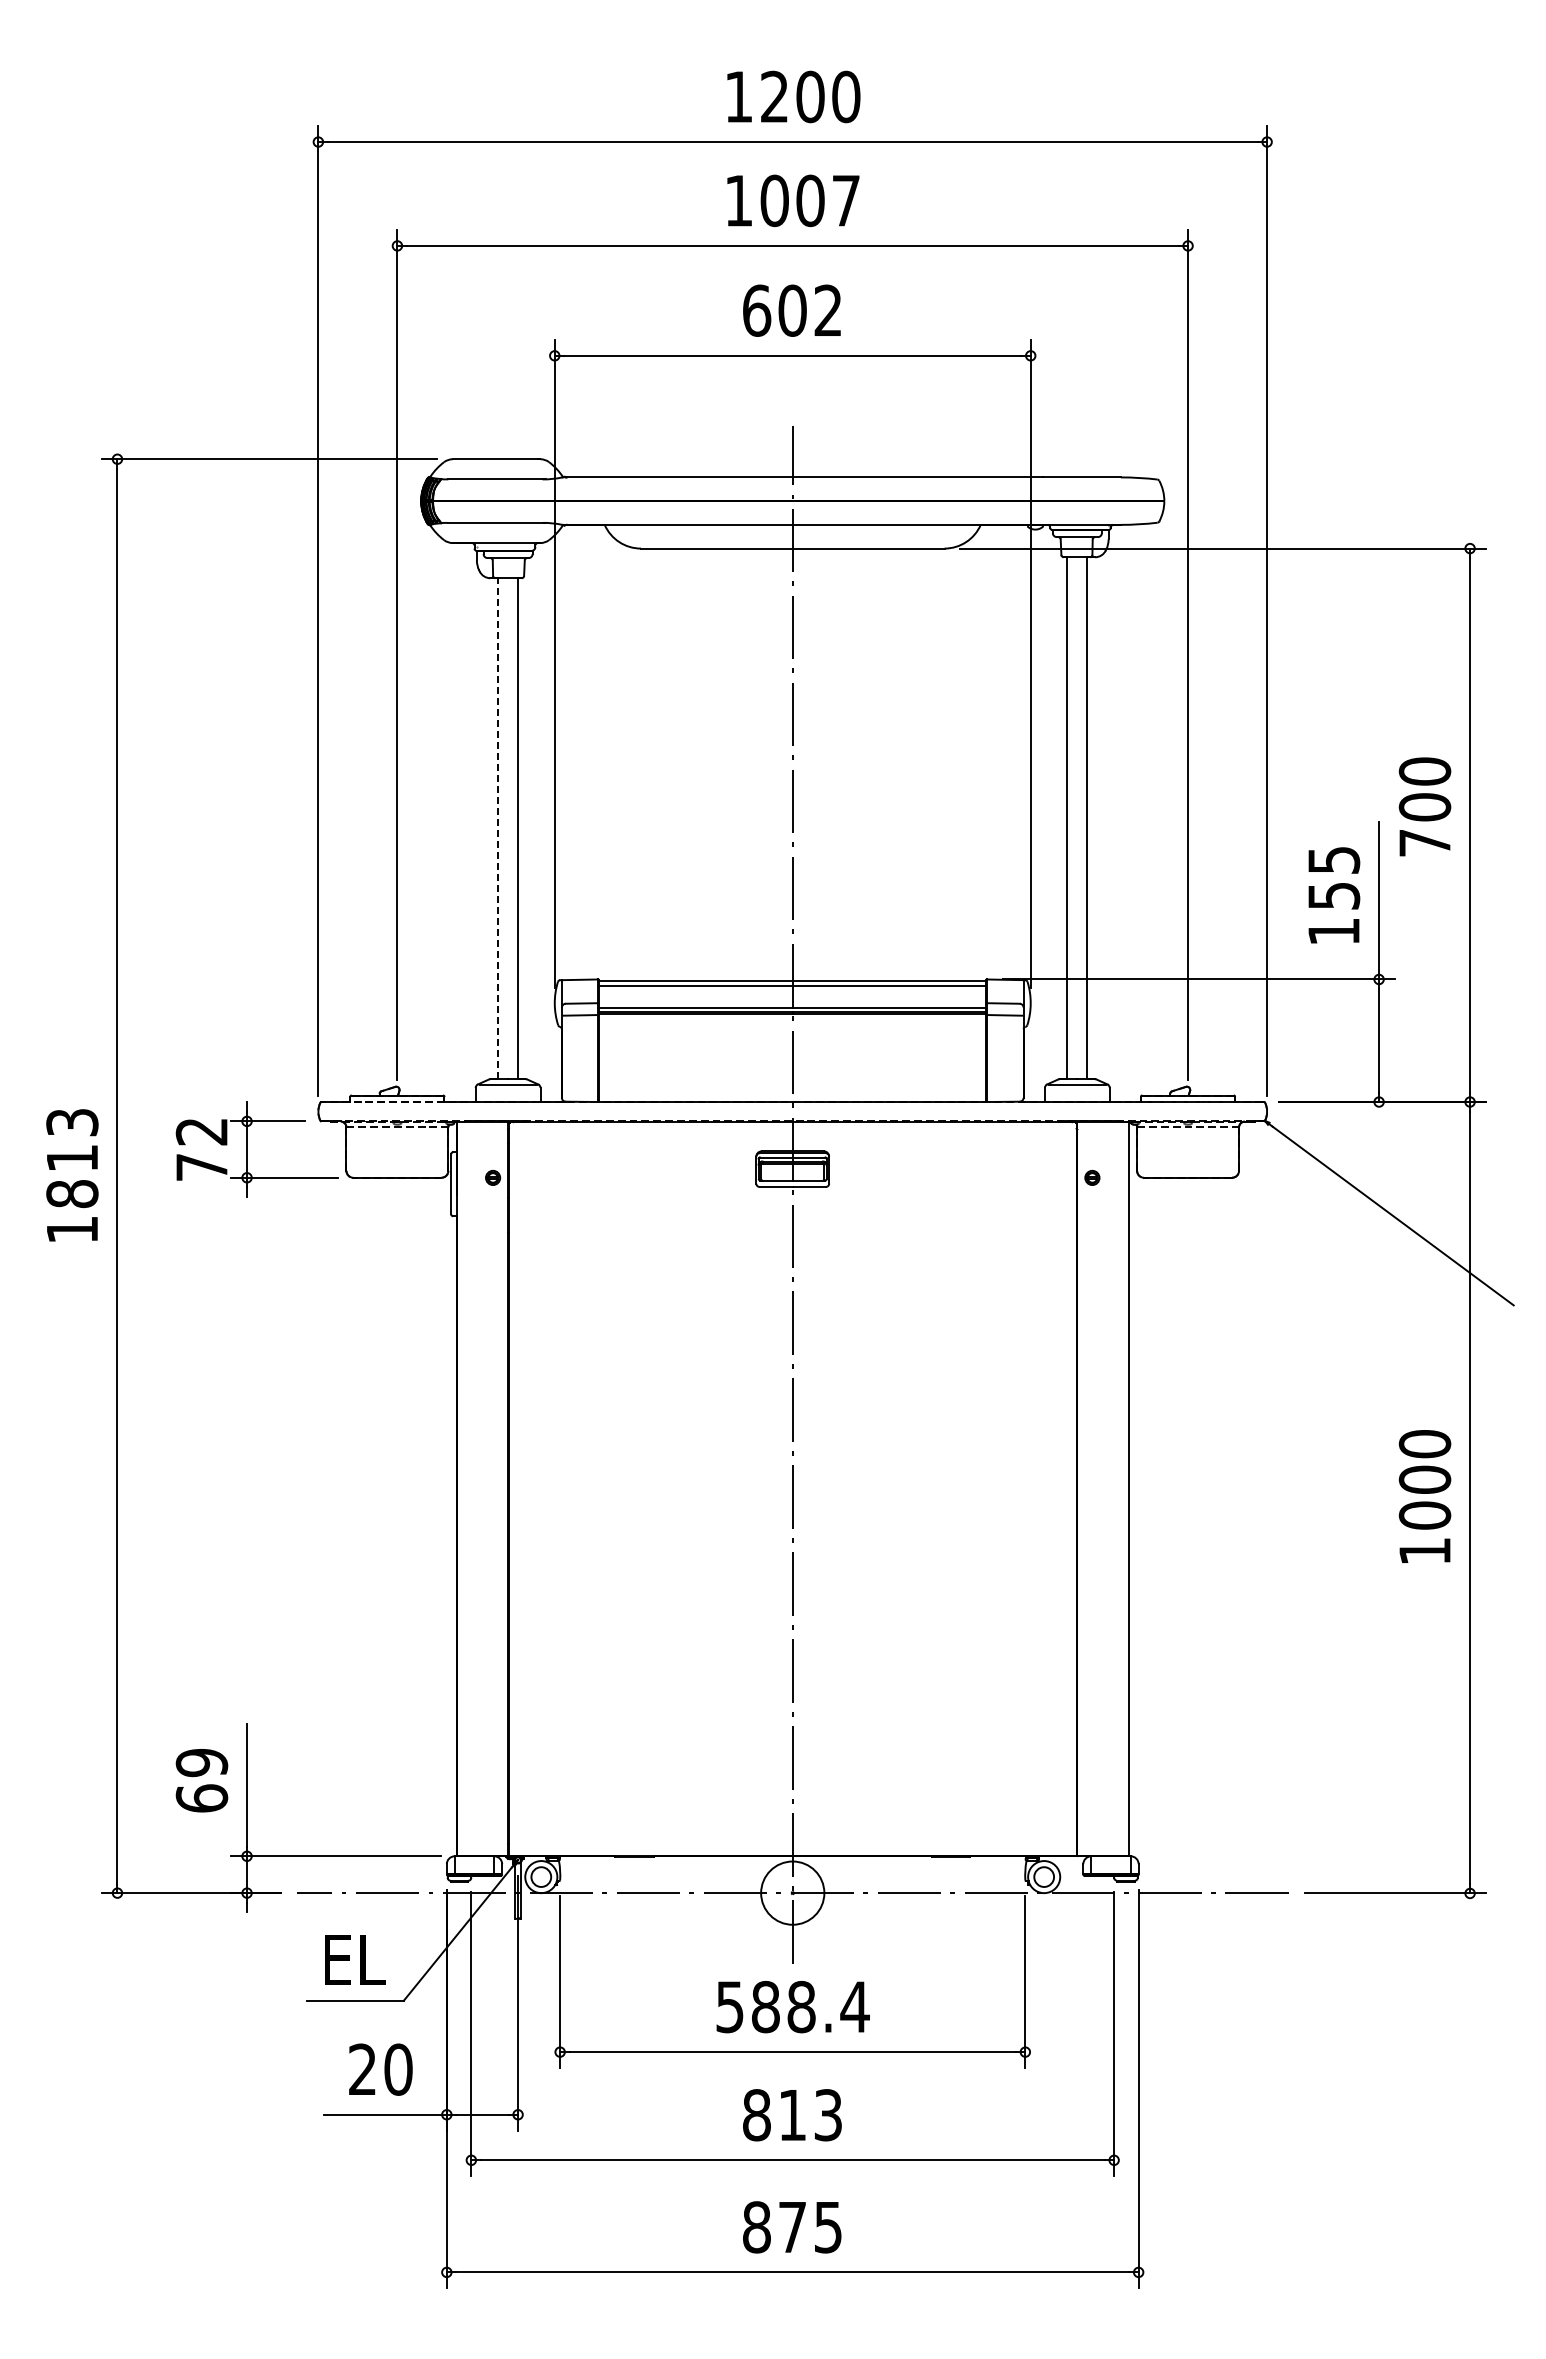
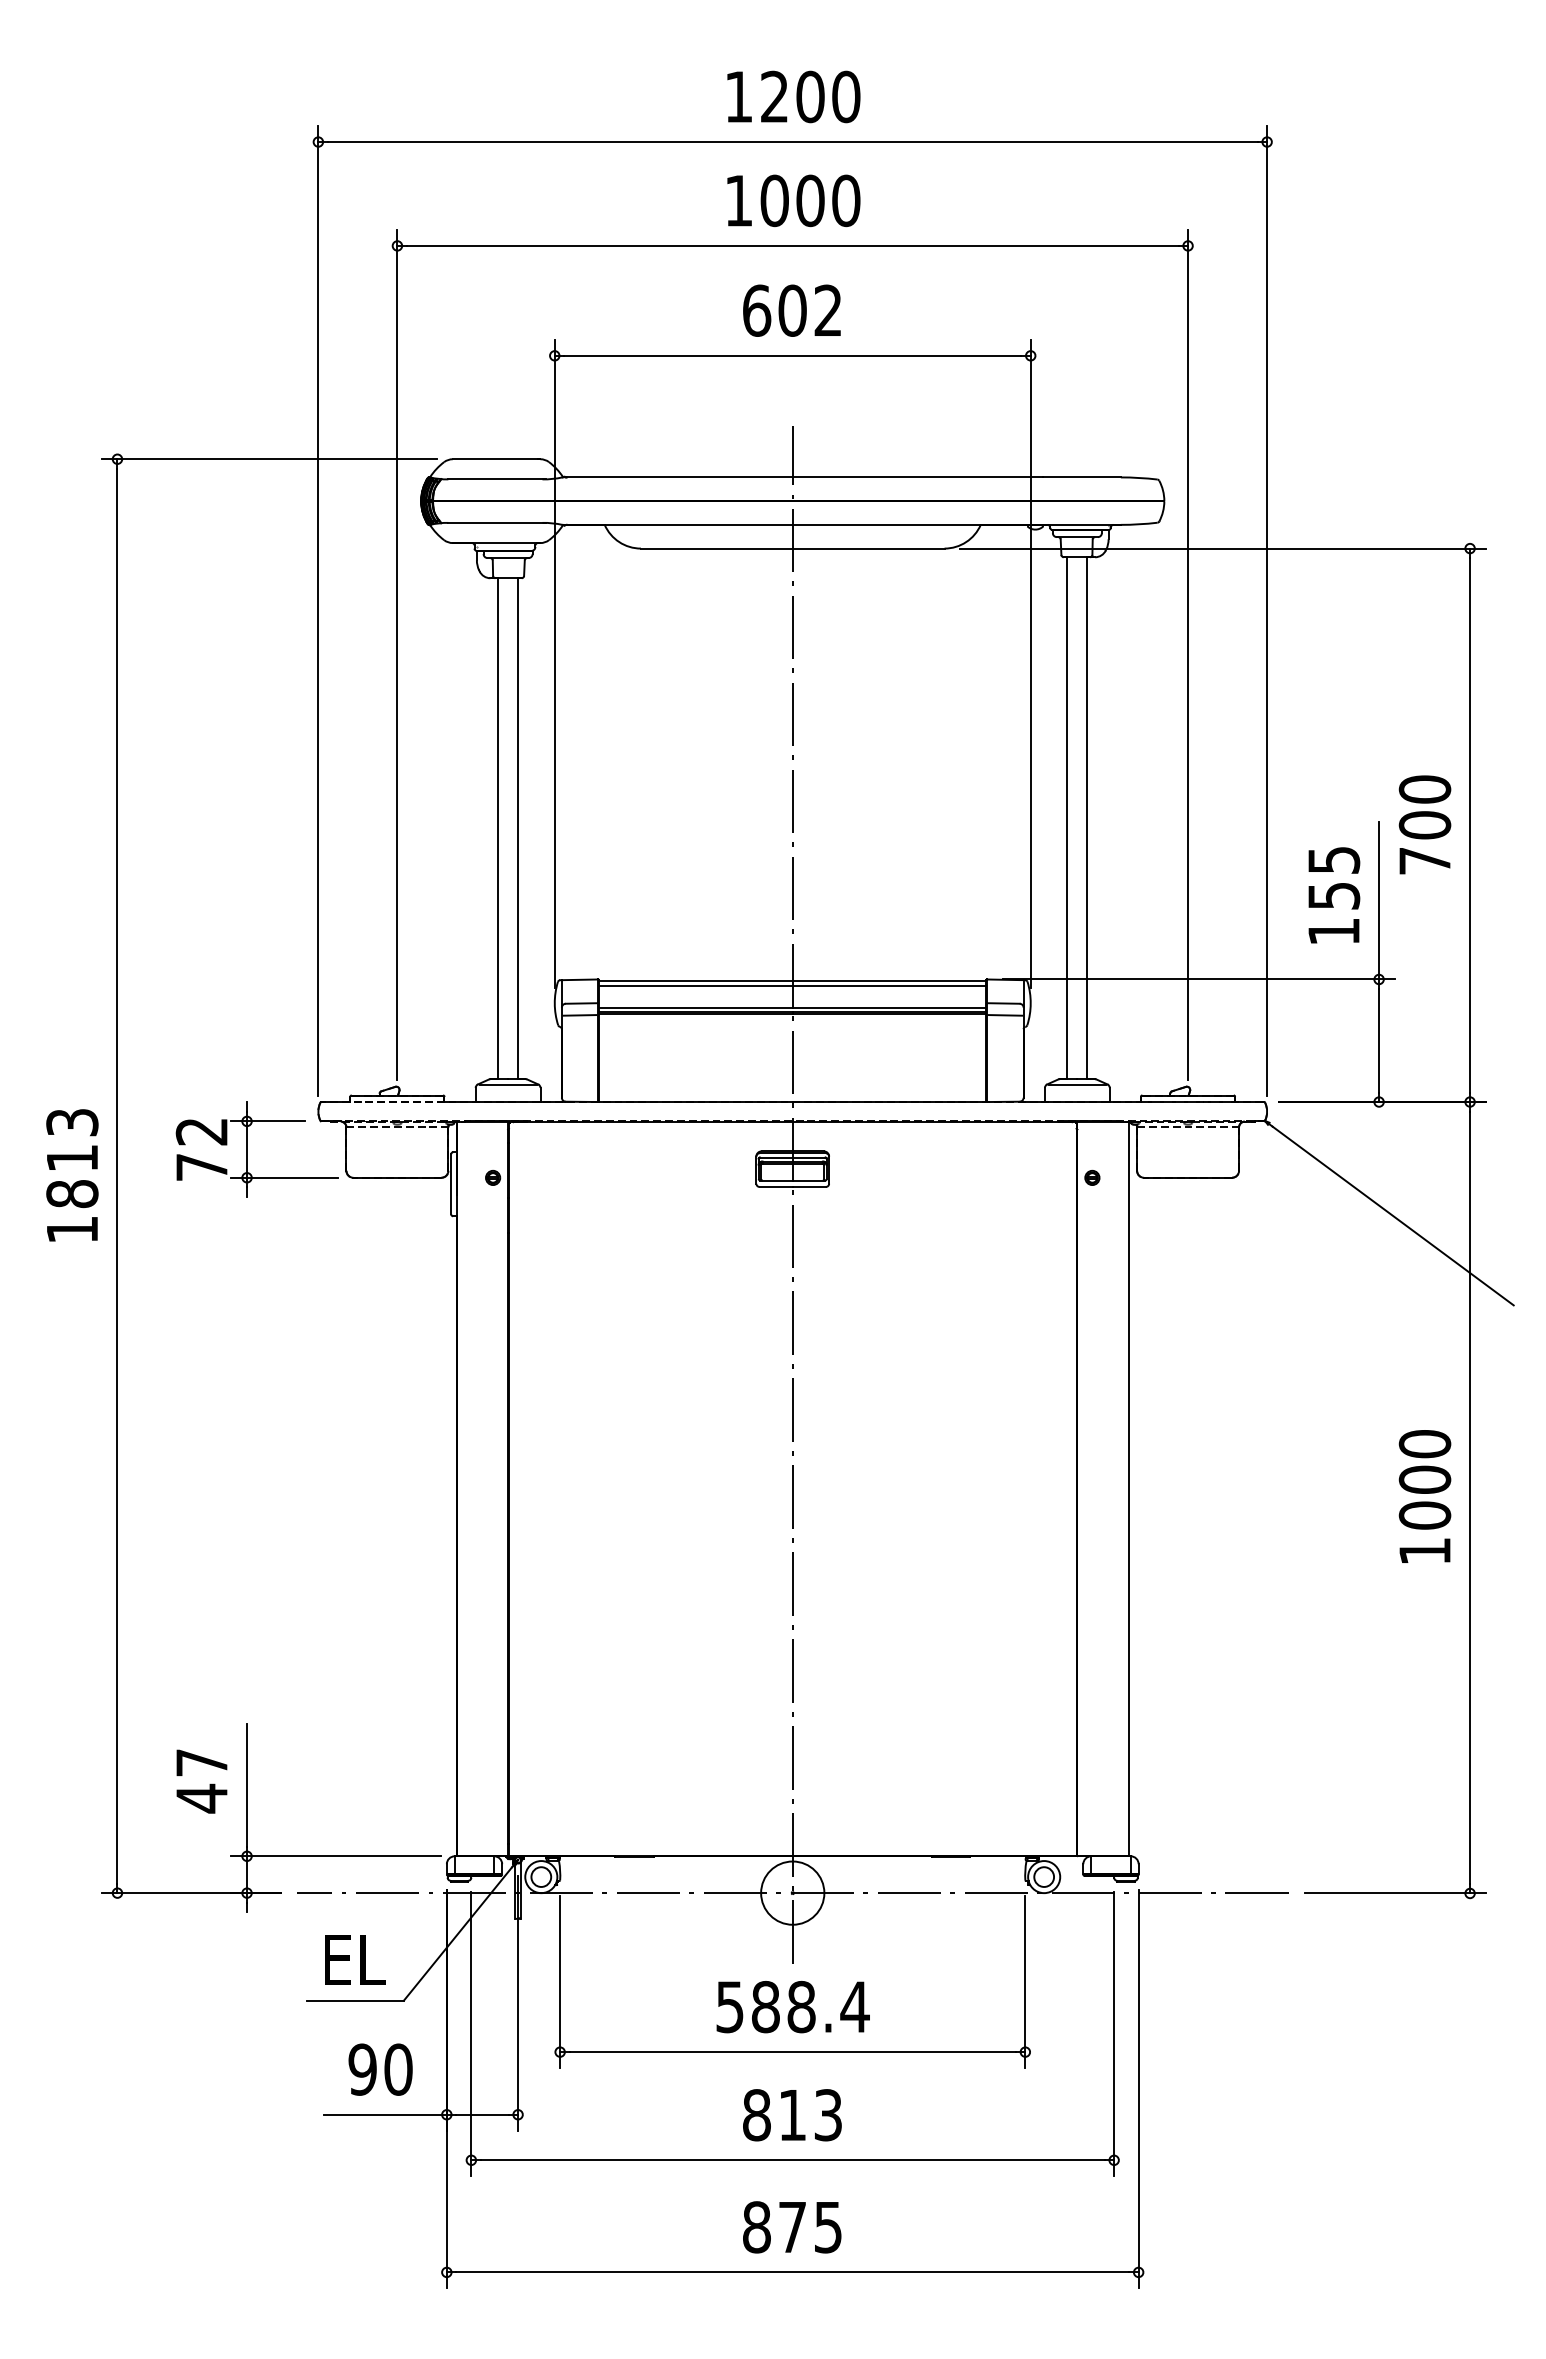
text: 1007 -> 1000 (846, 200)
text position: (1424, 806) -> (1424, 824) (1424, 824)
line: dashed -> solid (498, 828)
text: 69 -> 47 (201, 1781)
text: 20 -> 90 (362, 2069)
